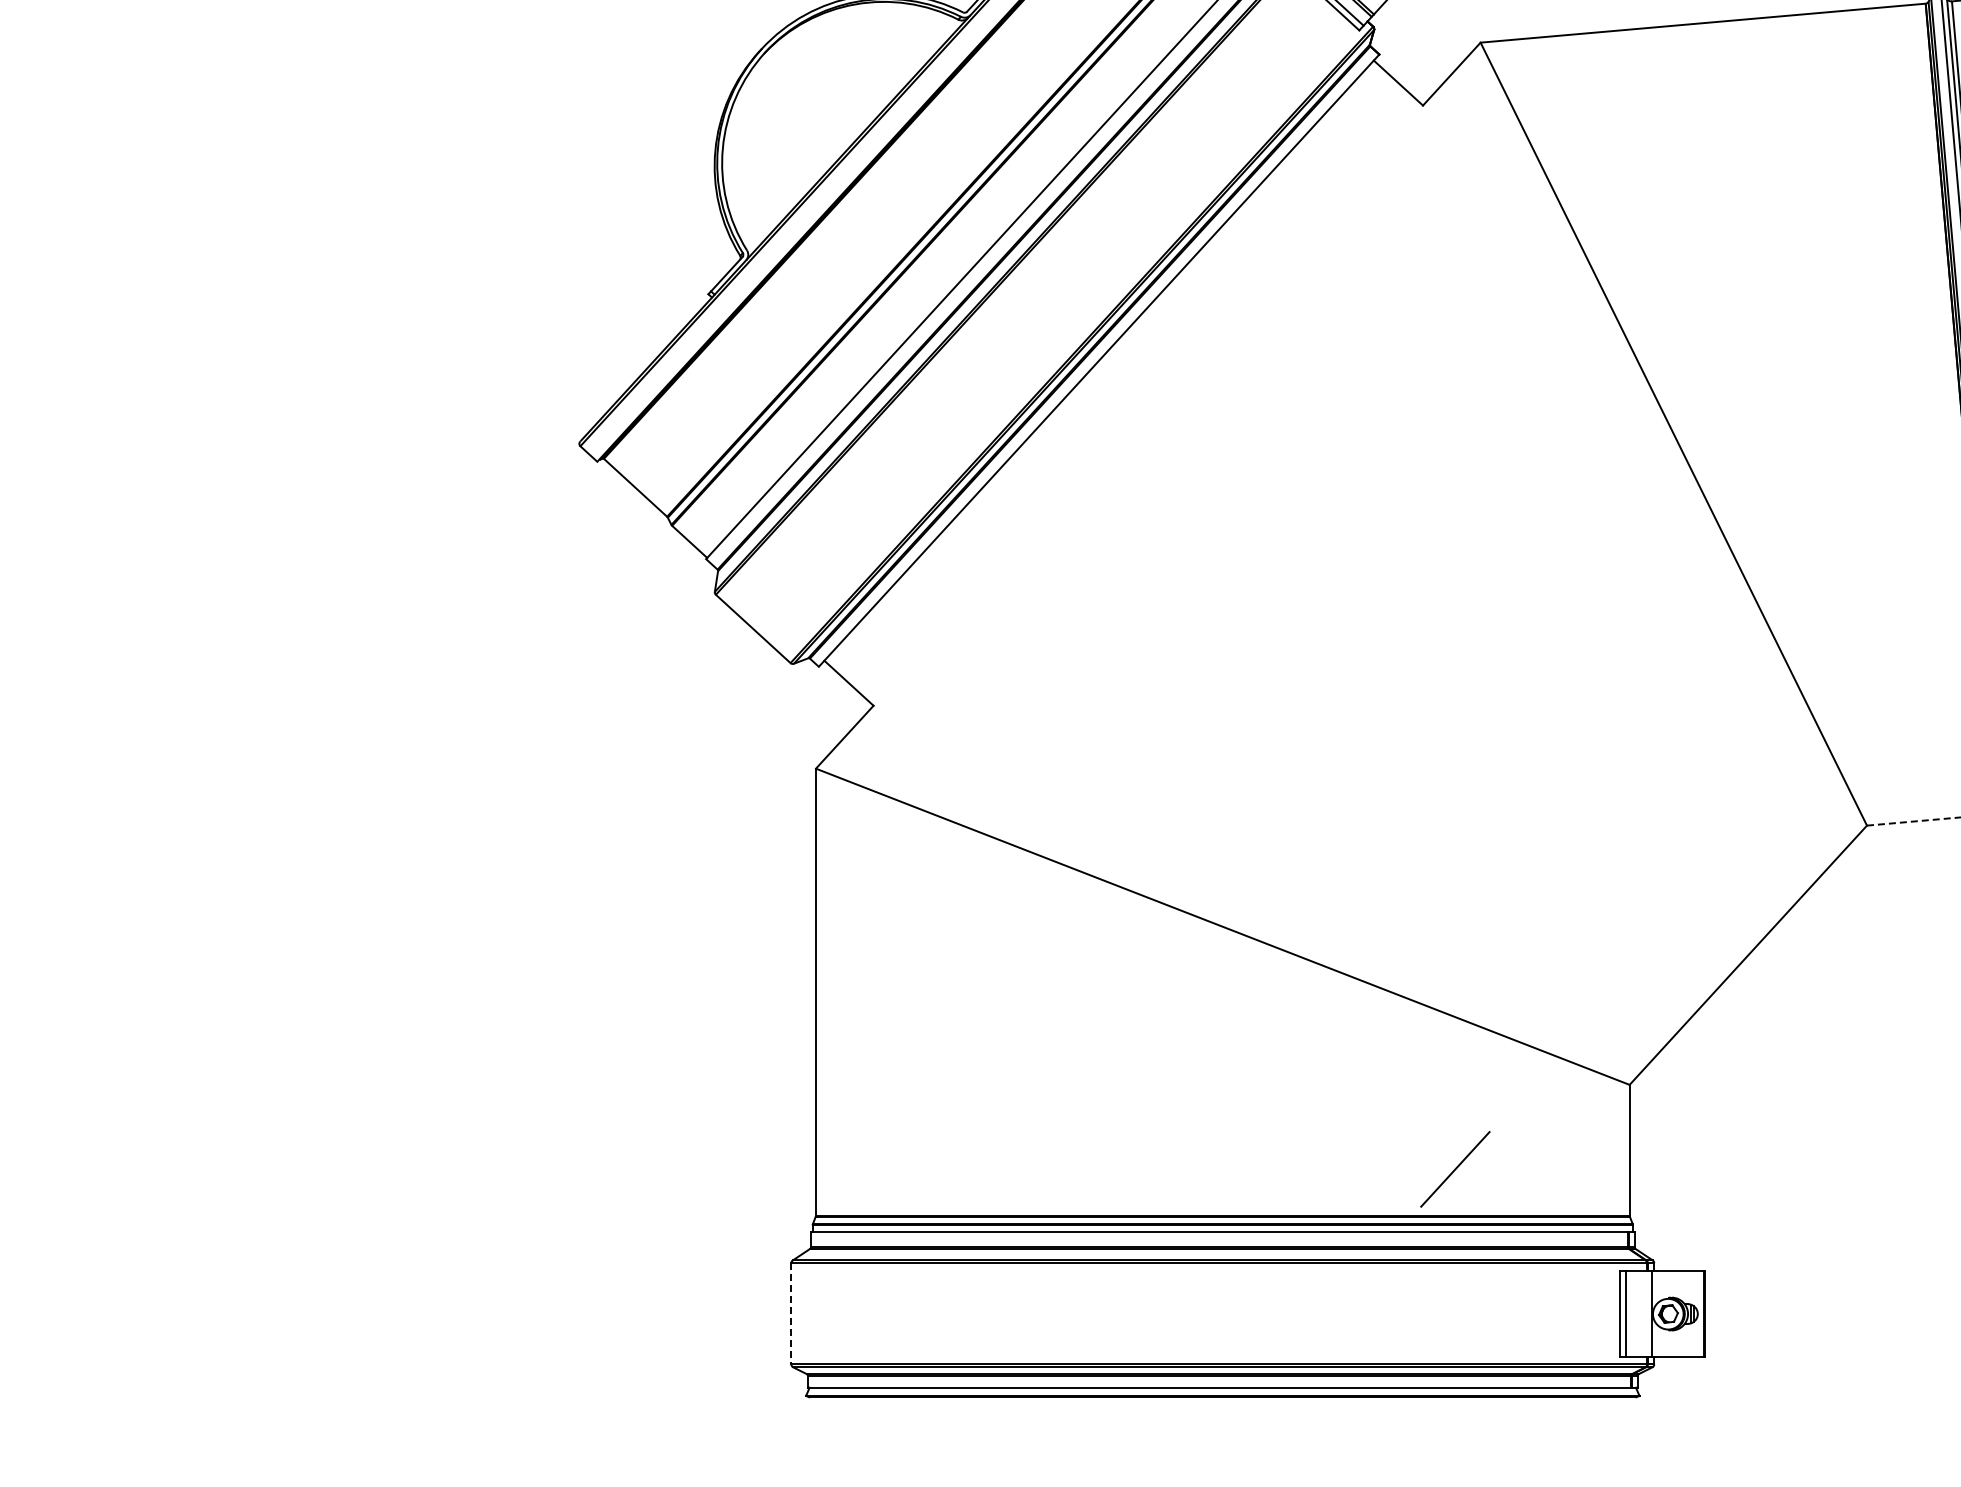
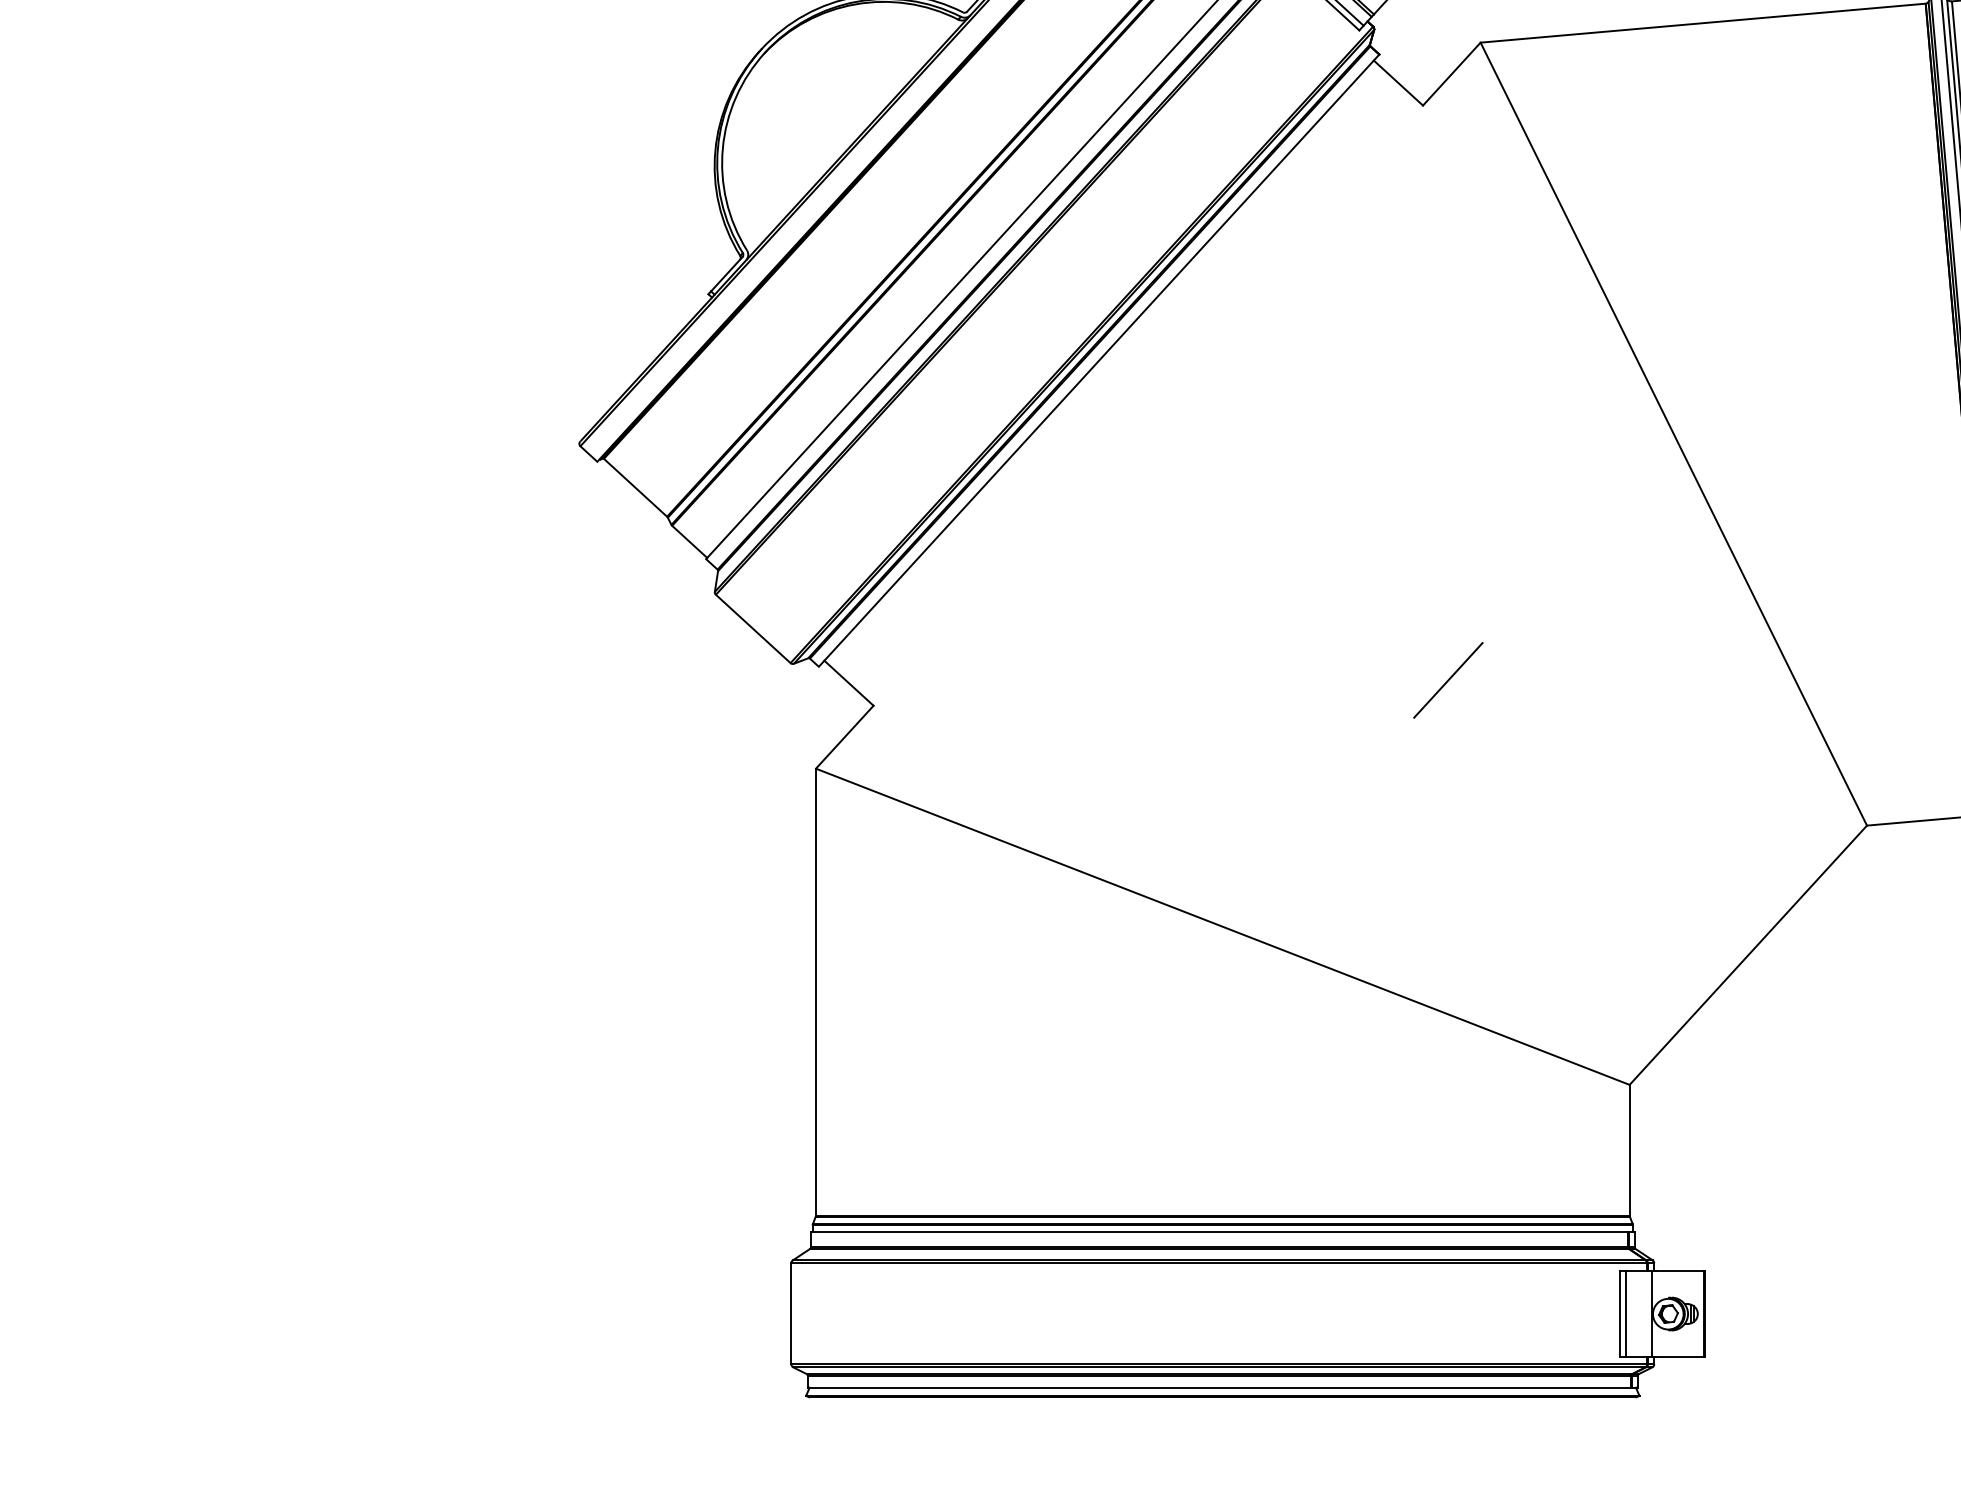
line: dashed -> solid (1913, 821)
line position: (1455, 1169) -> (1448, 680) (1448, 680)
line: dashed -> solid (791, 1313)
